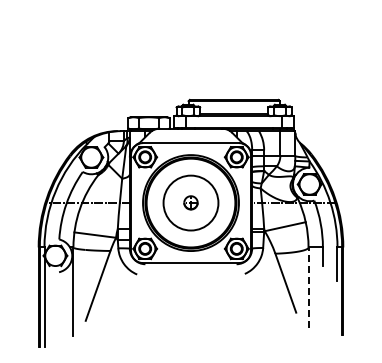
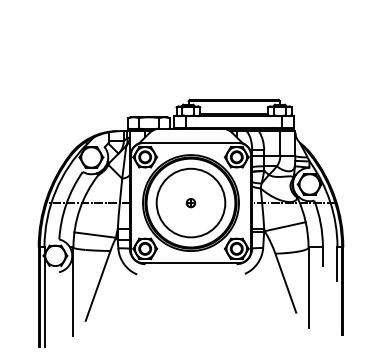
circle diameter: 55 px -> 69 px (190, 202)
part size: 16x16 px -> 12x11 px (190, 203)
line: dashed -> solid (308, 287)
